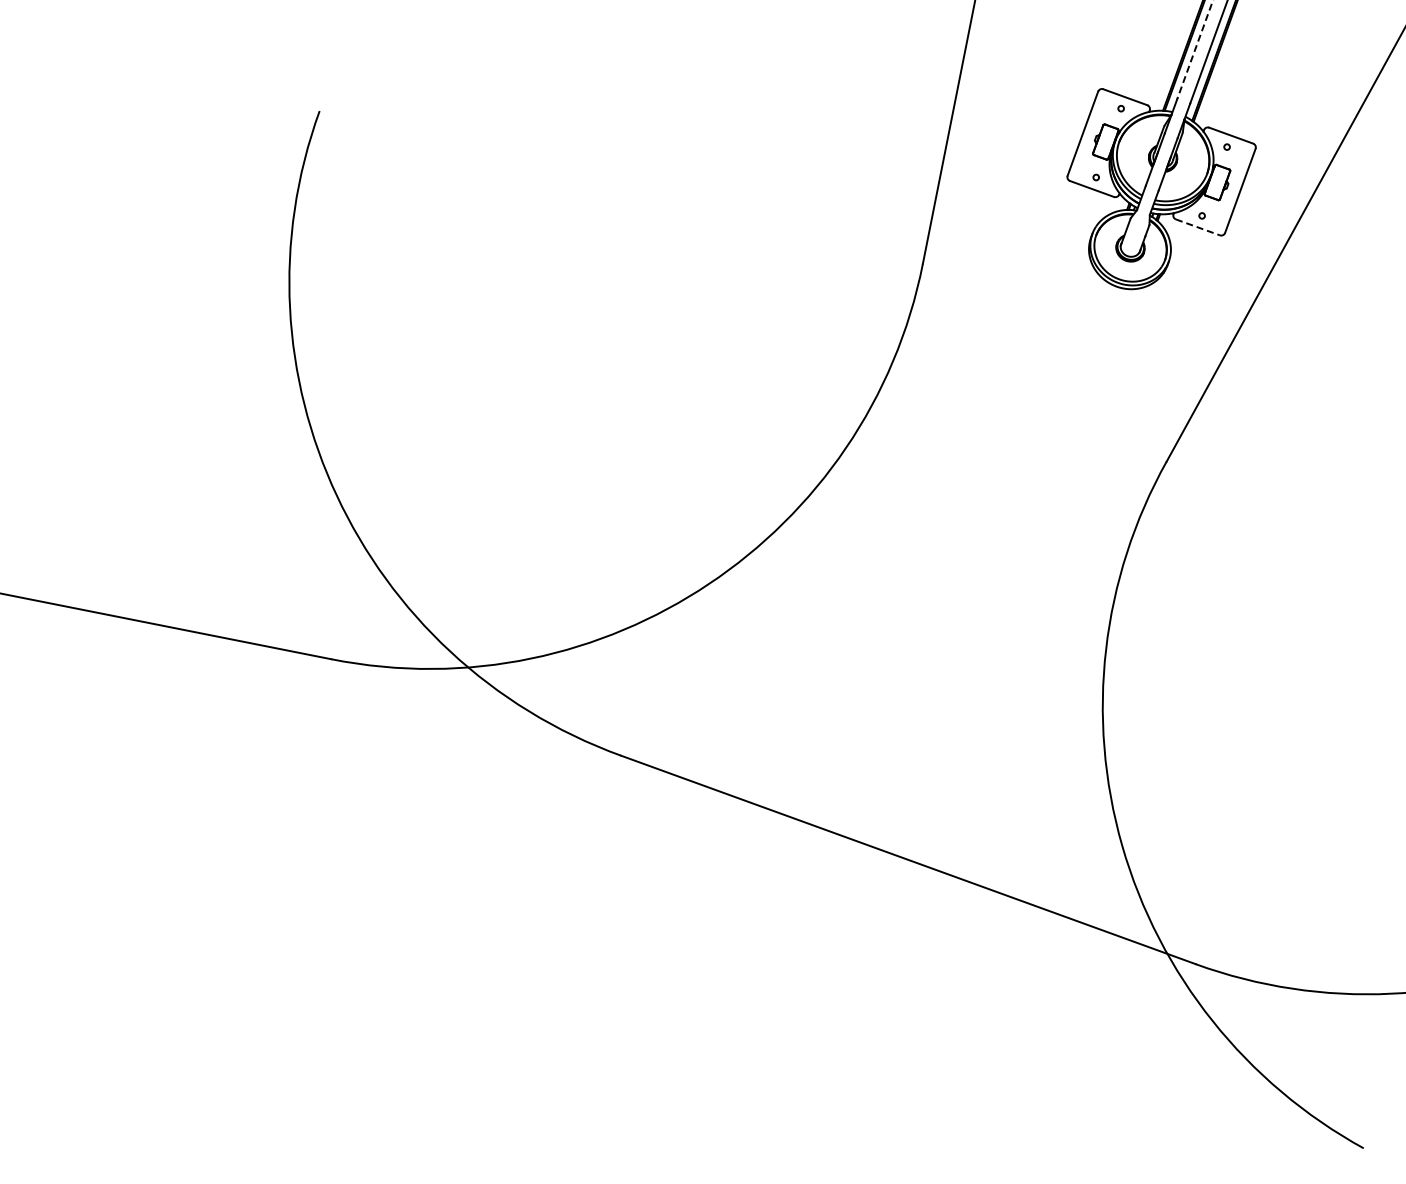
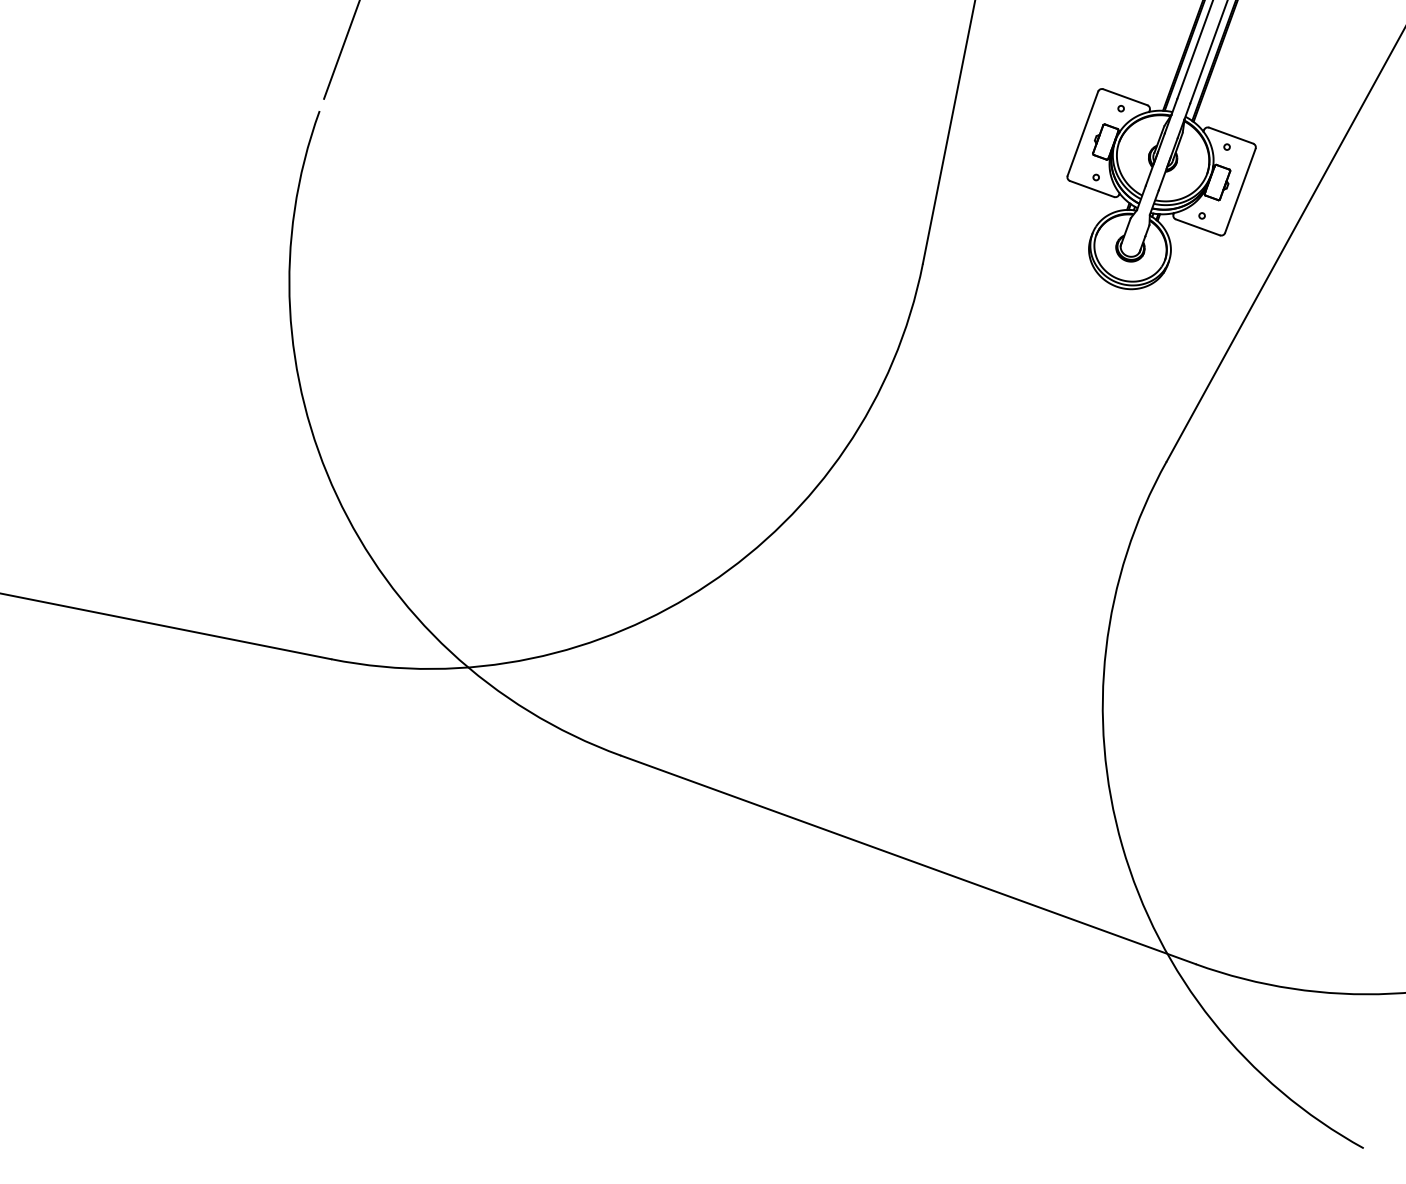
line: none -> present (341, 50)
line: dashed -> solid (1194, 50)
line: dashed -> solid (1198, 227)
